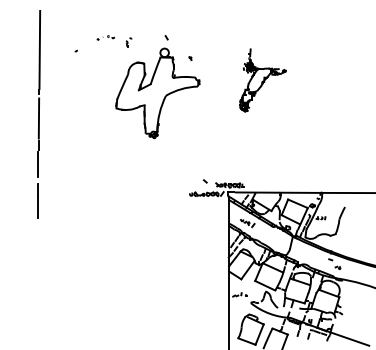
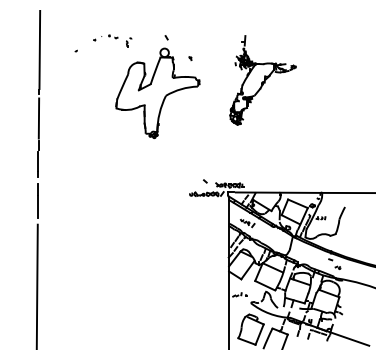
part size: 19x6 px -> 26x8 px (105, 37)
part size: 48x65 px -> 68x91 px (262, 80)
line: none -> present (36, 285)
